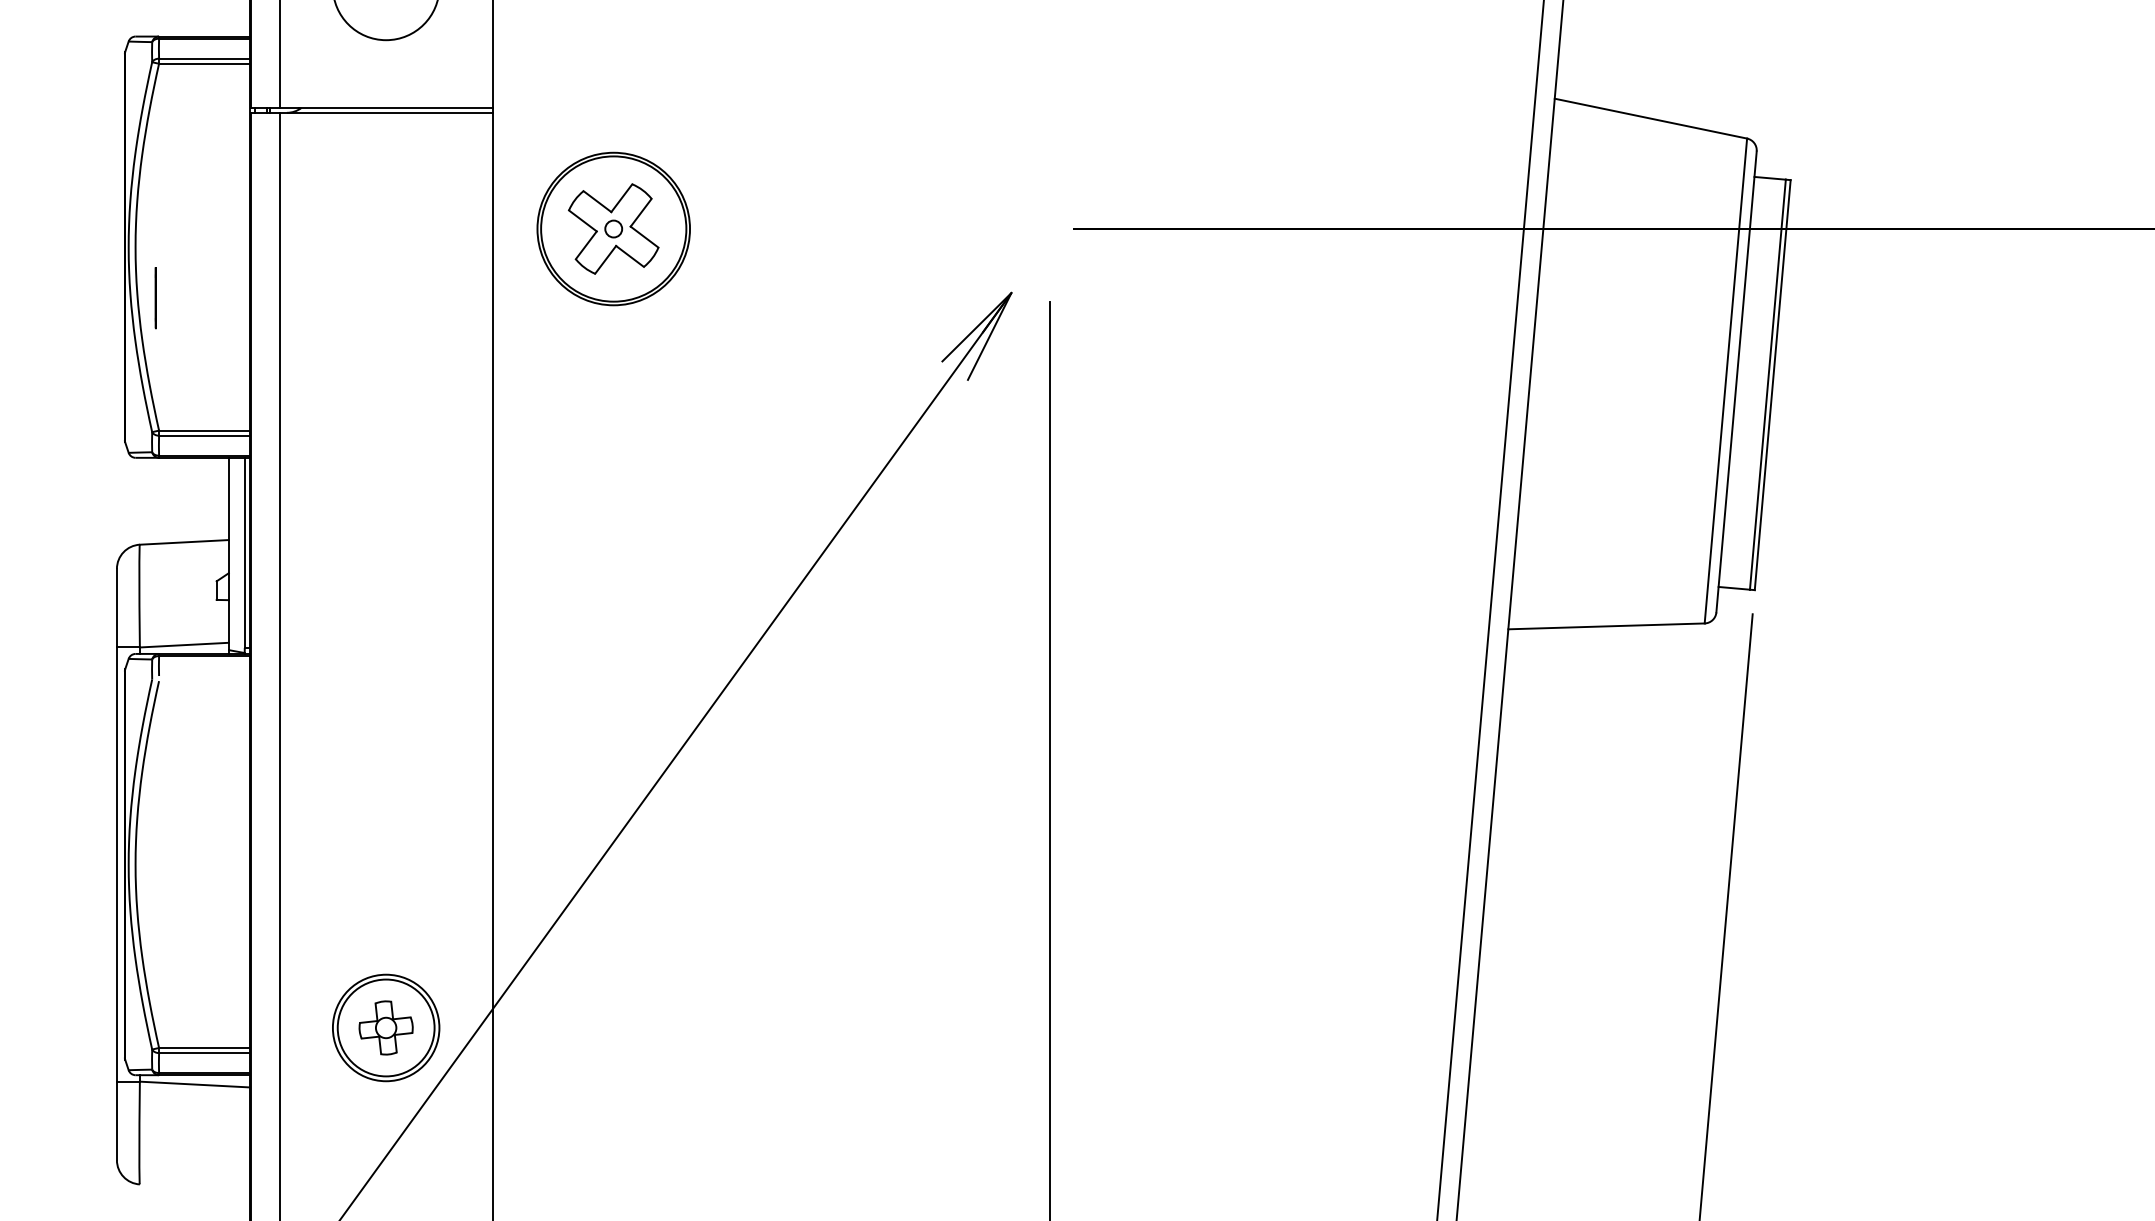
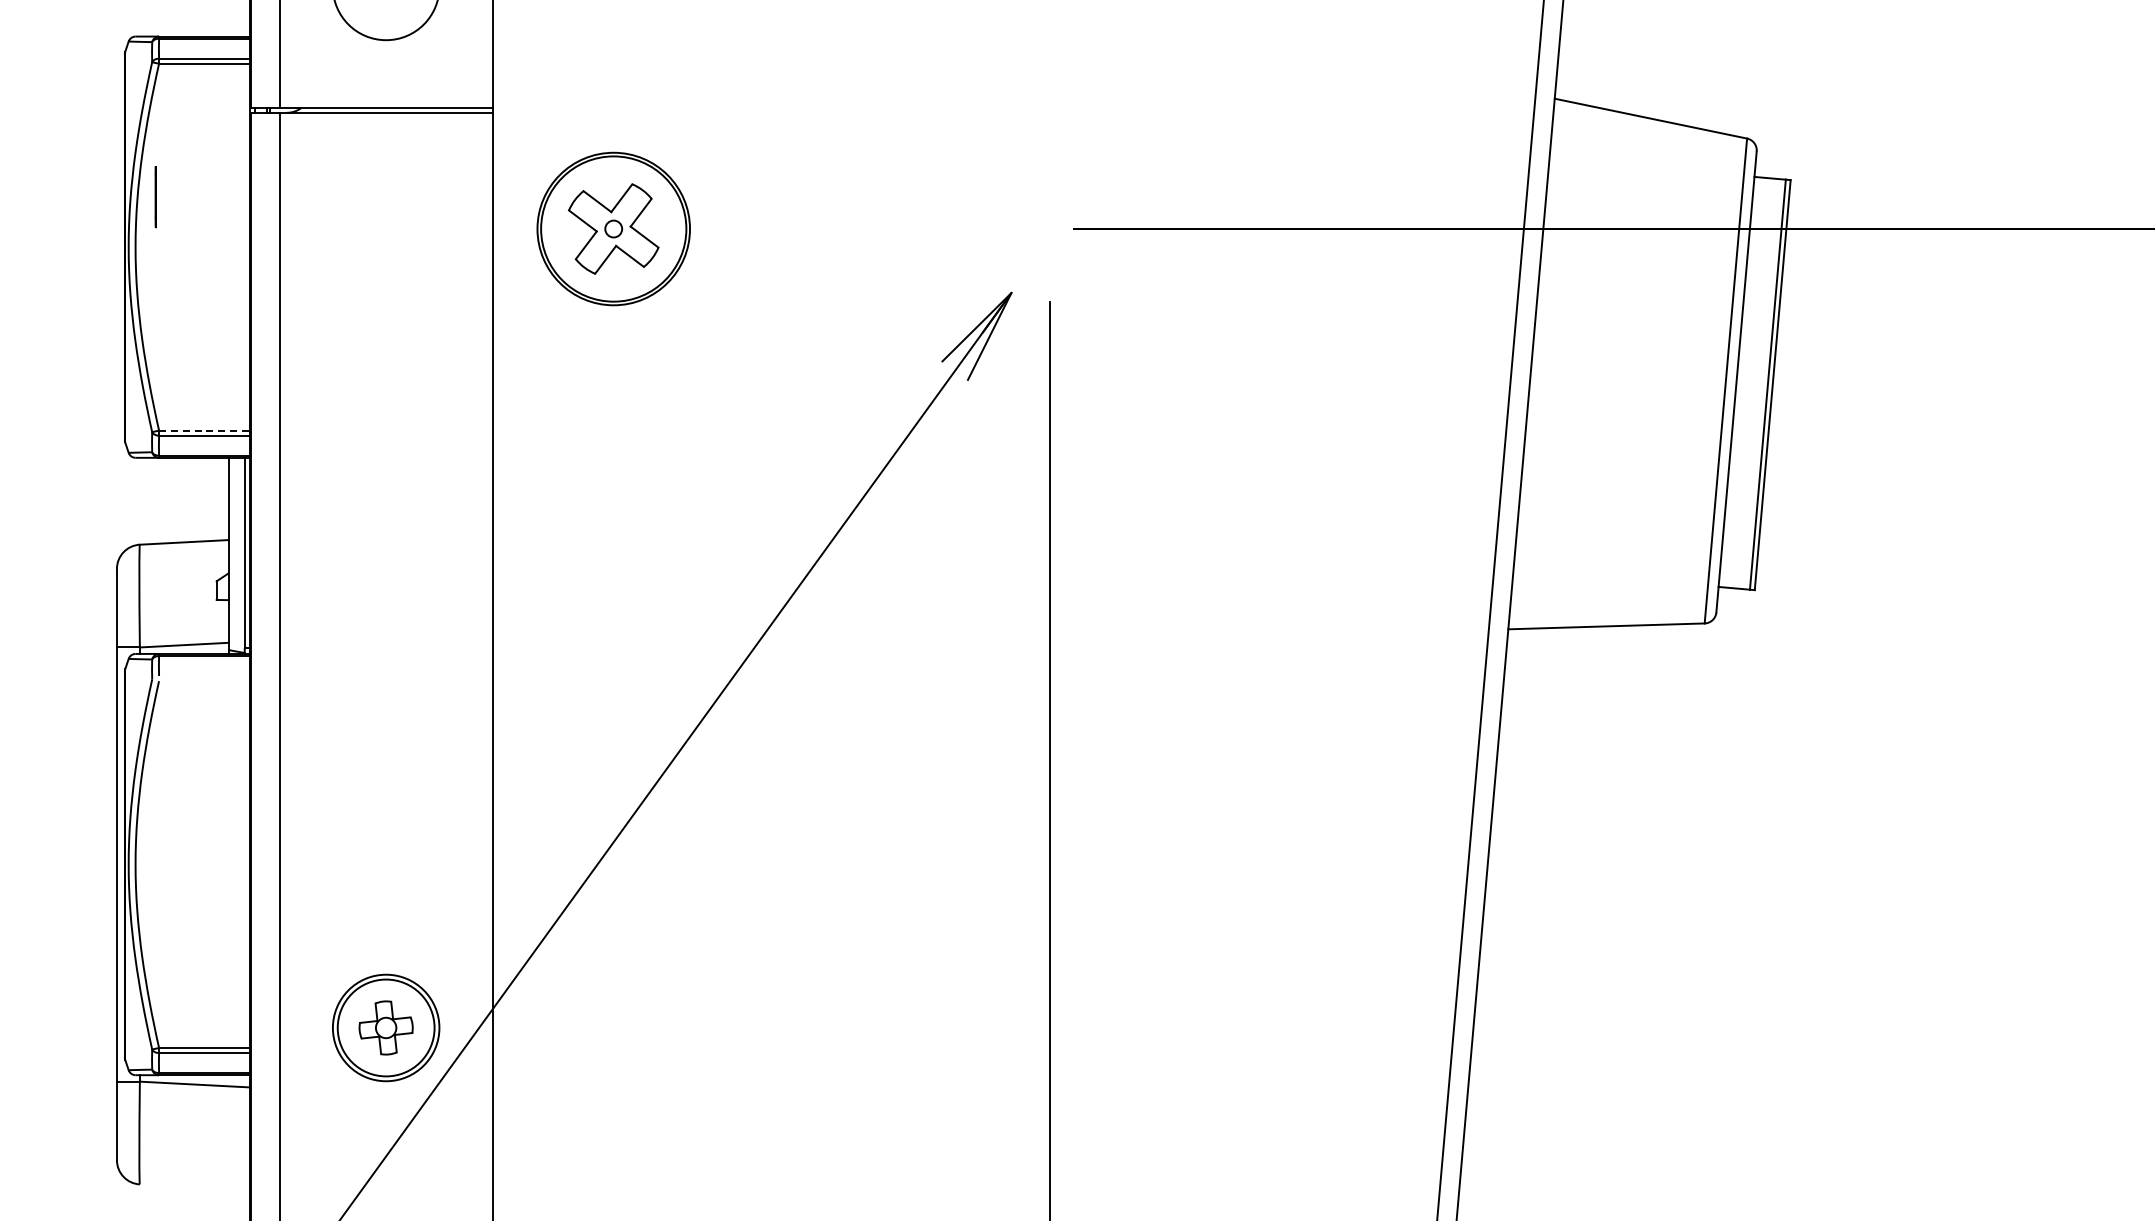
line position: (155, 298) -> (155, 197) (155, 197)
line: solid -> dashed (204, 430)
line: present -> none (1725, 915)
